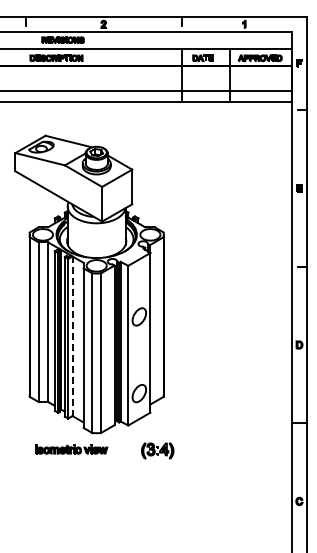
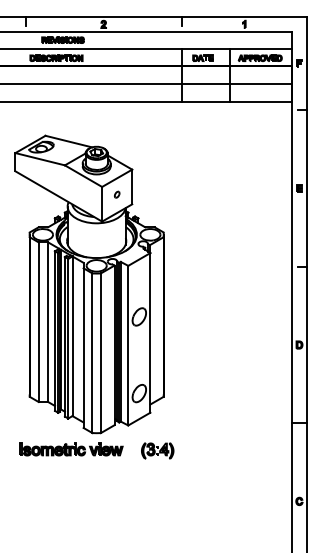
line position: (146, 90) -> (146, 83) (146, 83)
part: none -> present (117, 194)
line: dashed -> solid (72, 336)
part size: 74x11 px -> 105x15 px (71, 449)
